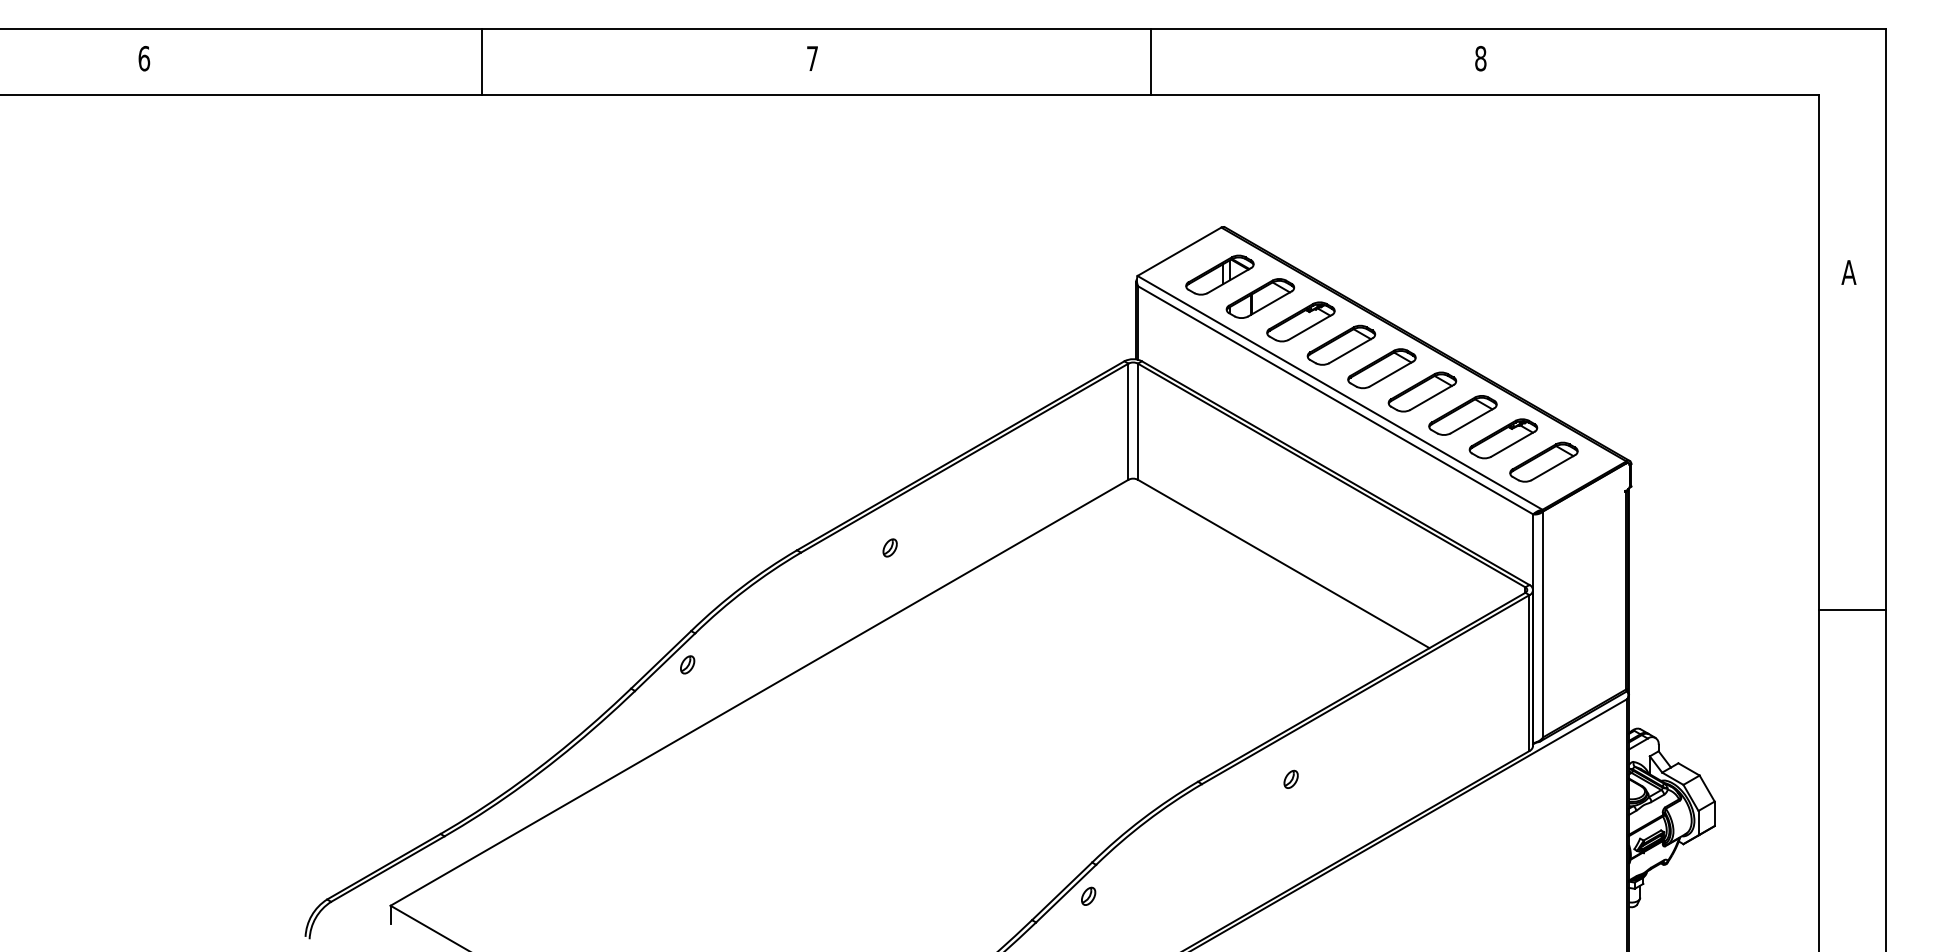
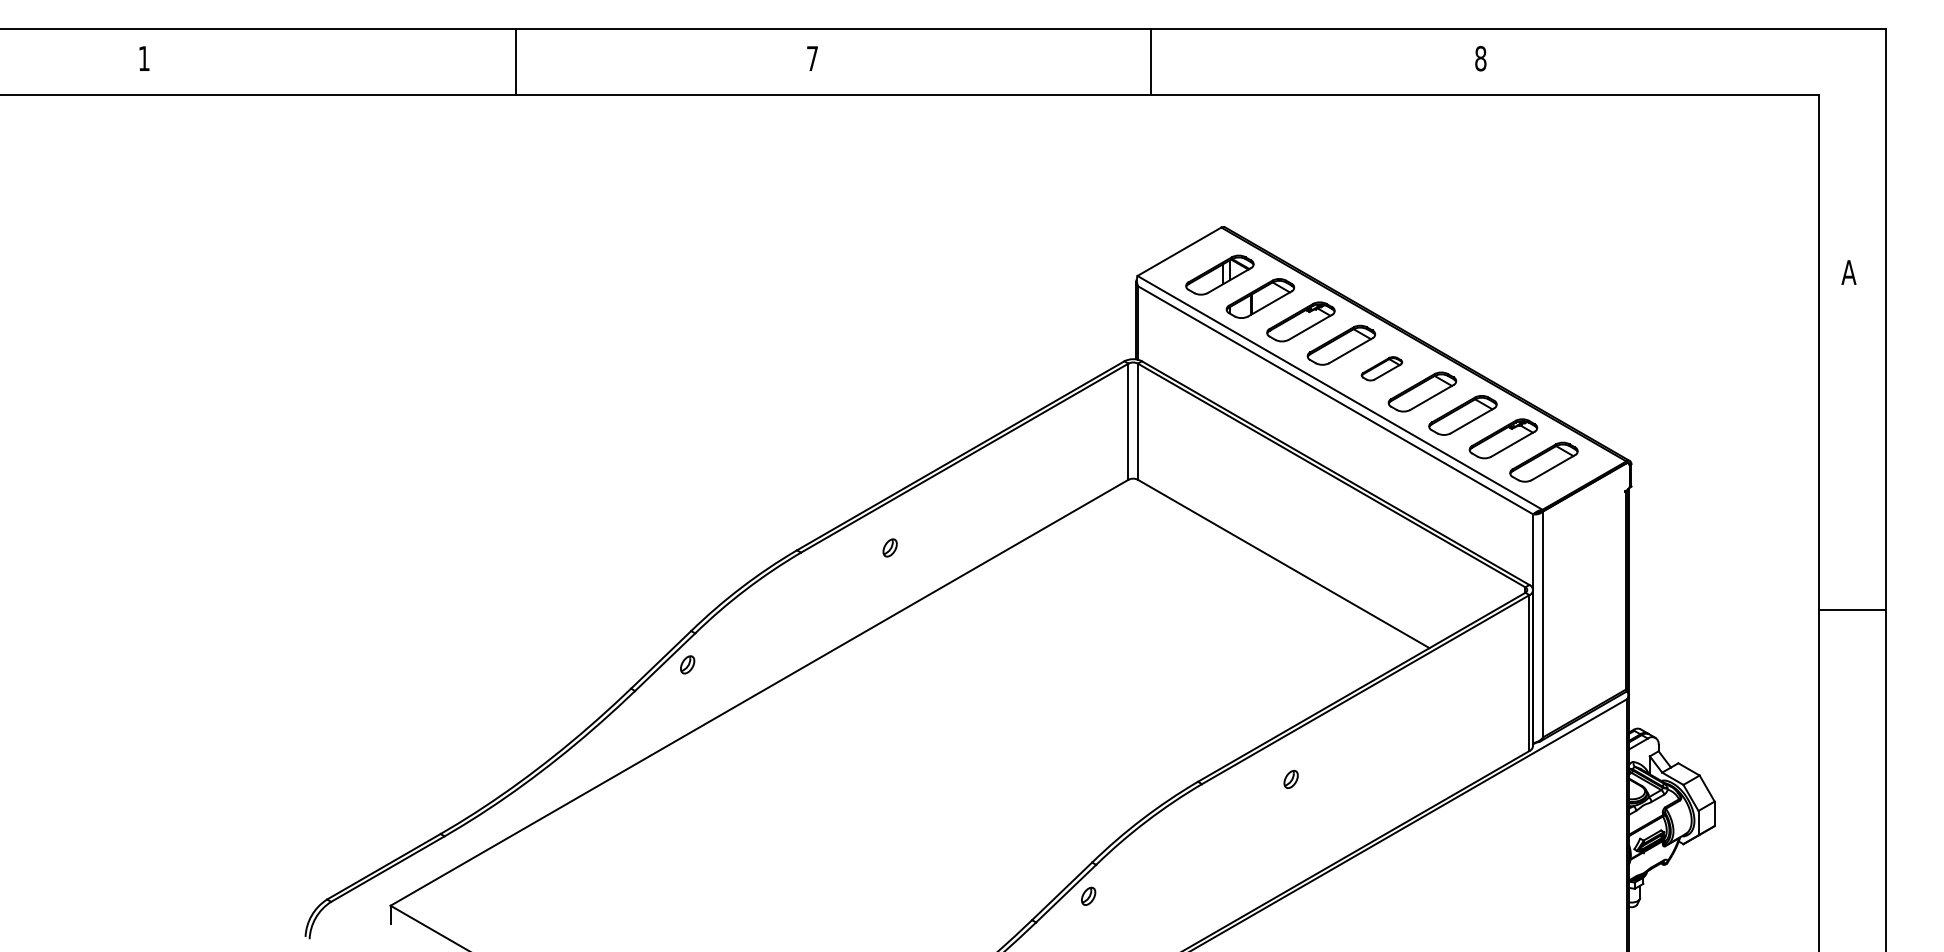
text: 6 -> 1 (144, 58)
line position: (482, 61) -> (516, 61) (516, 61)
part size: 70x42 px -> 44x26 px (1381, 368)
